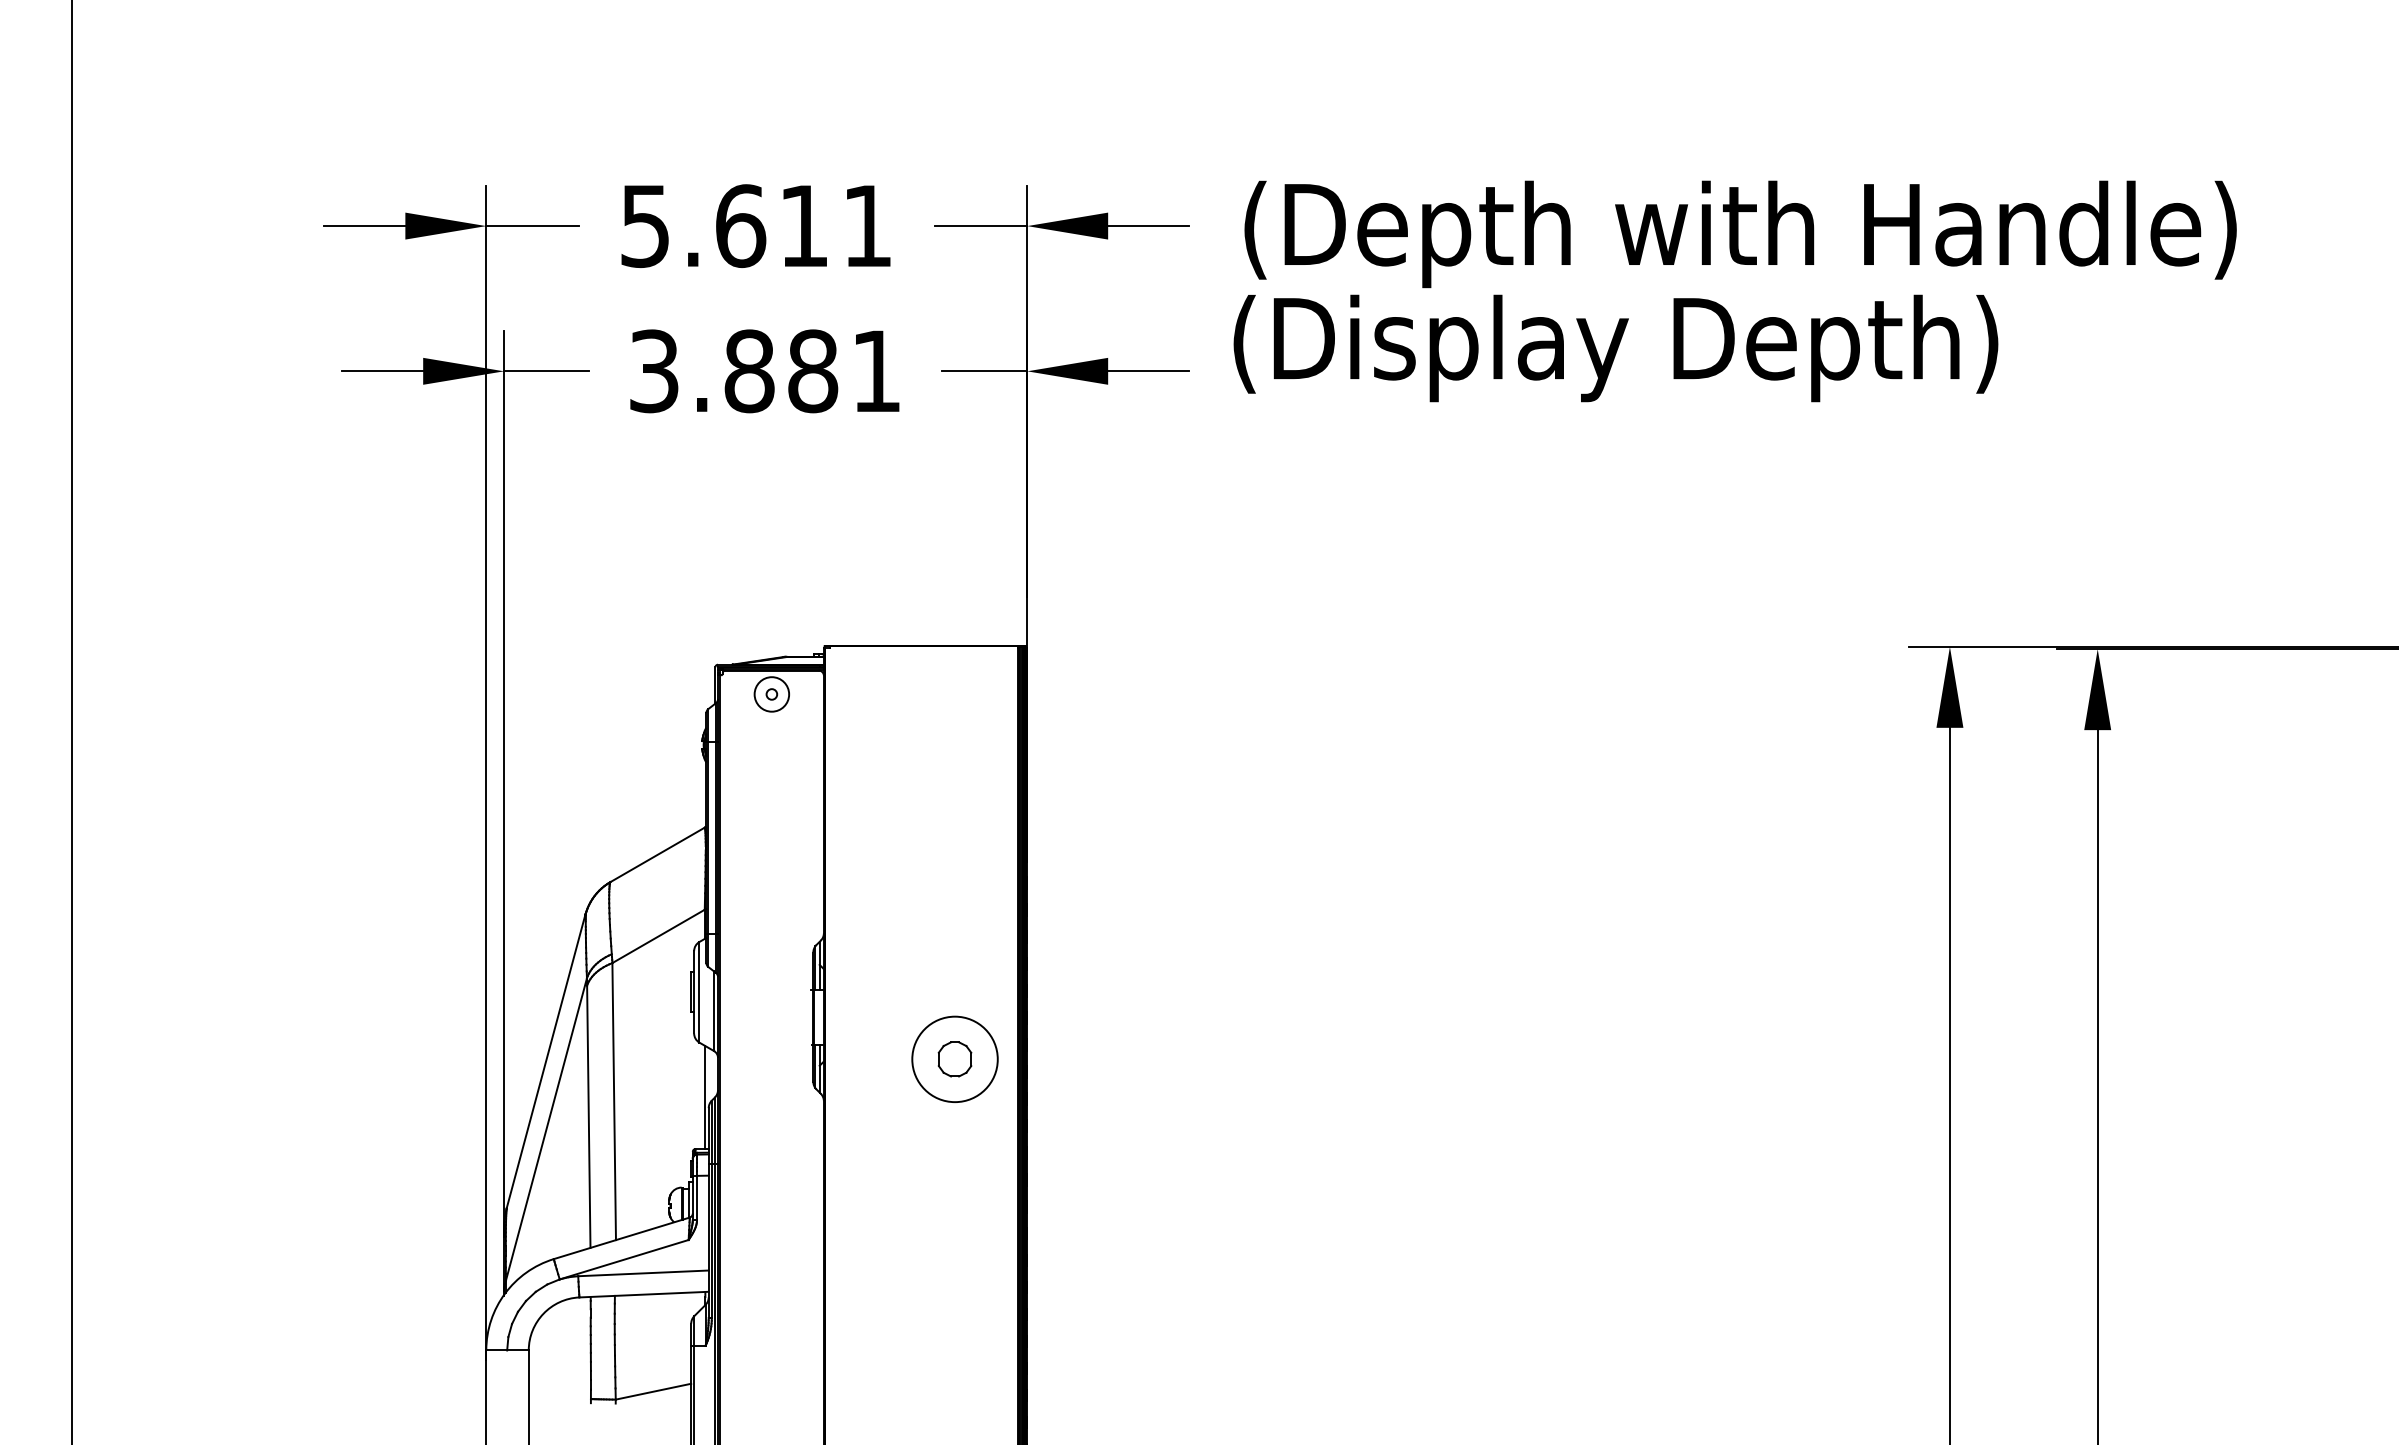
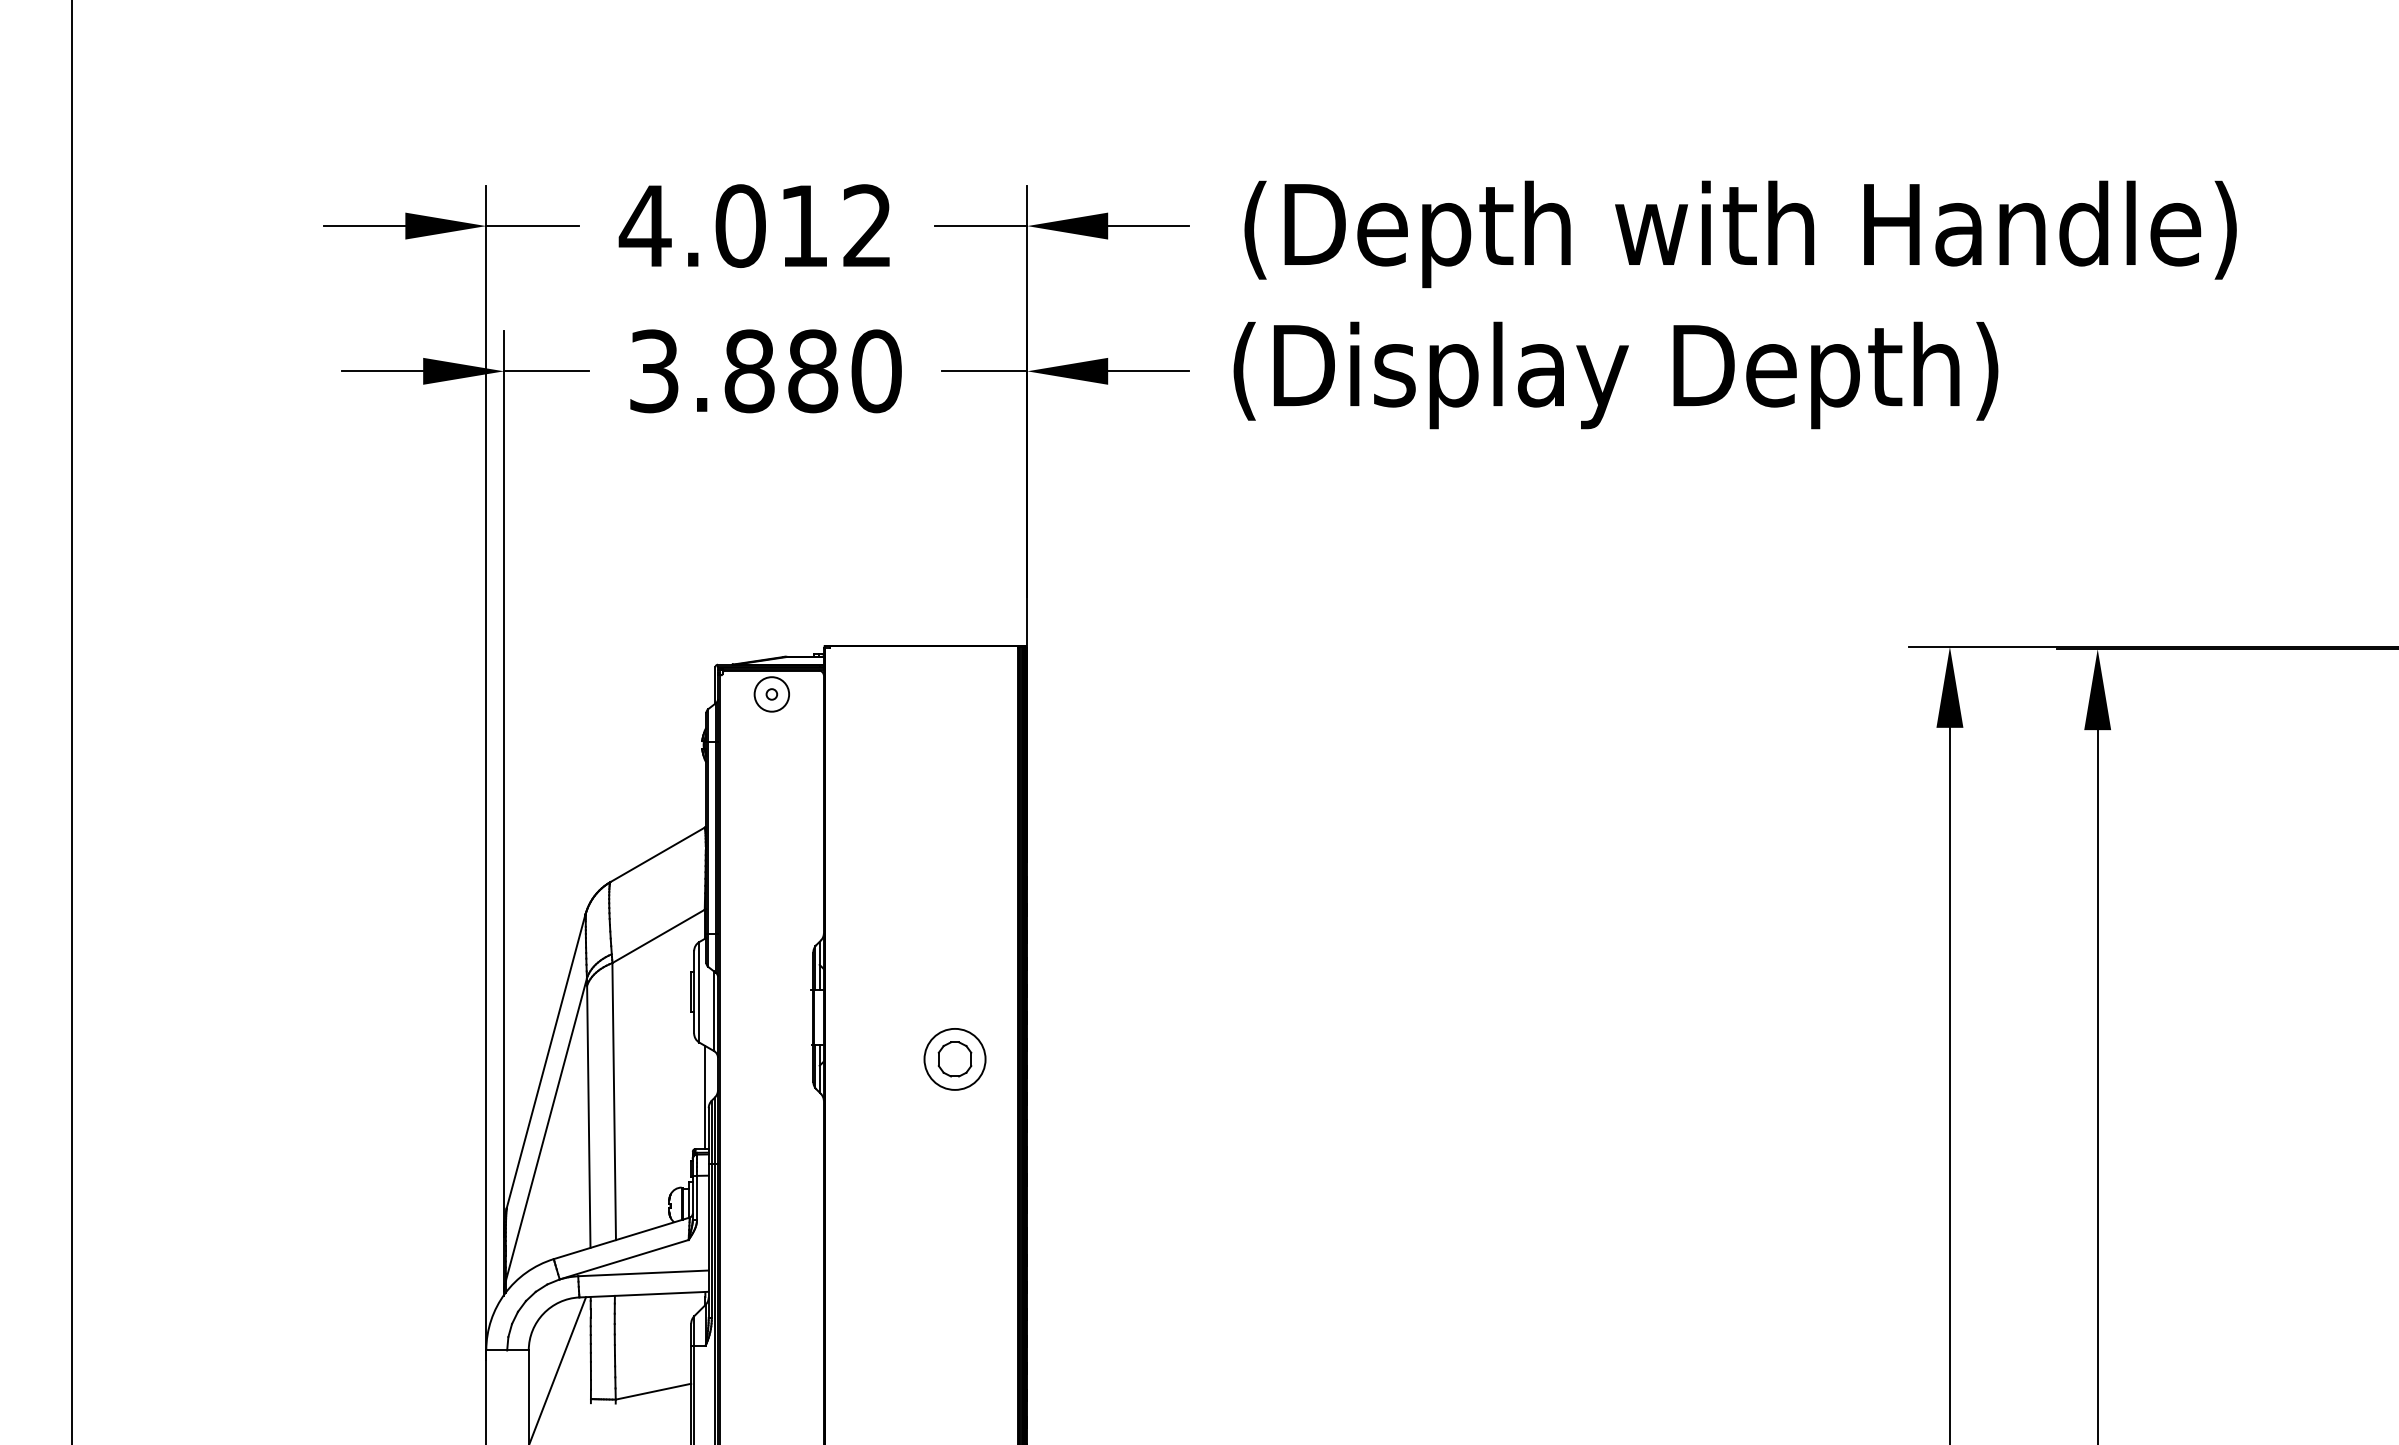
text: 5.611 -> 4.012 (754, 226)
text position: (1615, 348) -> (1615, 375) (1615, 375)
text: 3.881 -> 3.880 (876, 371)
circle diameter: 85 px -> 61 px (954, 1058)
line: none -> present (558, 1369)
